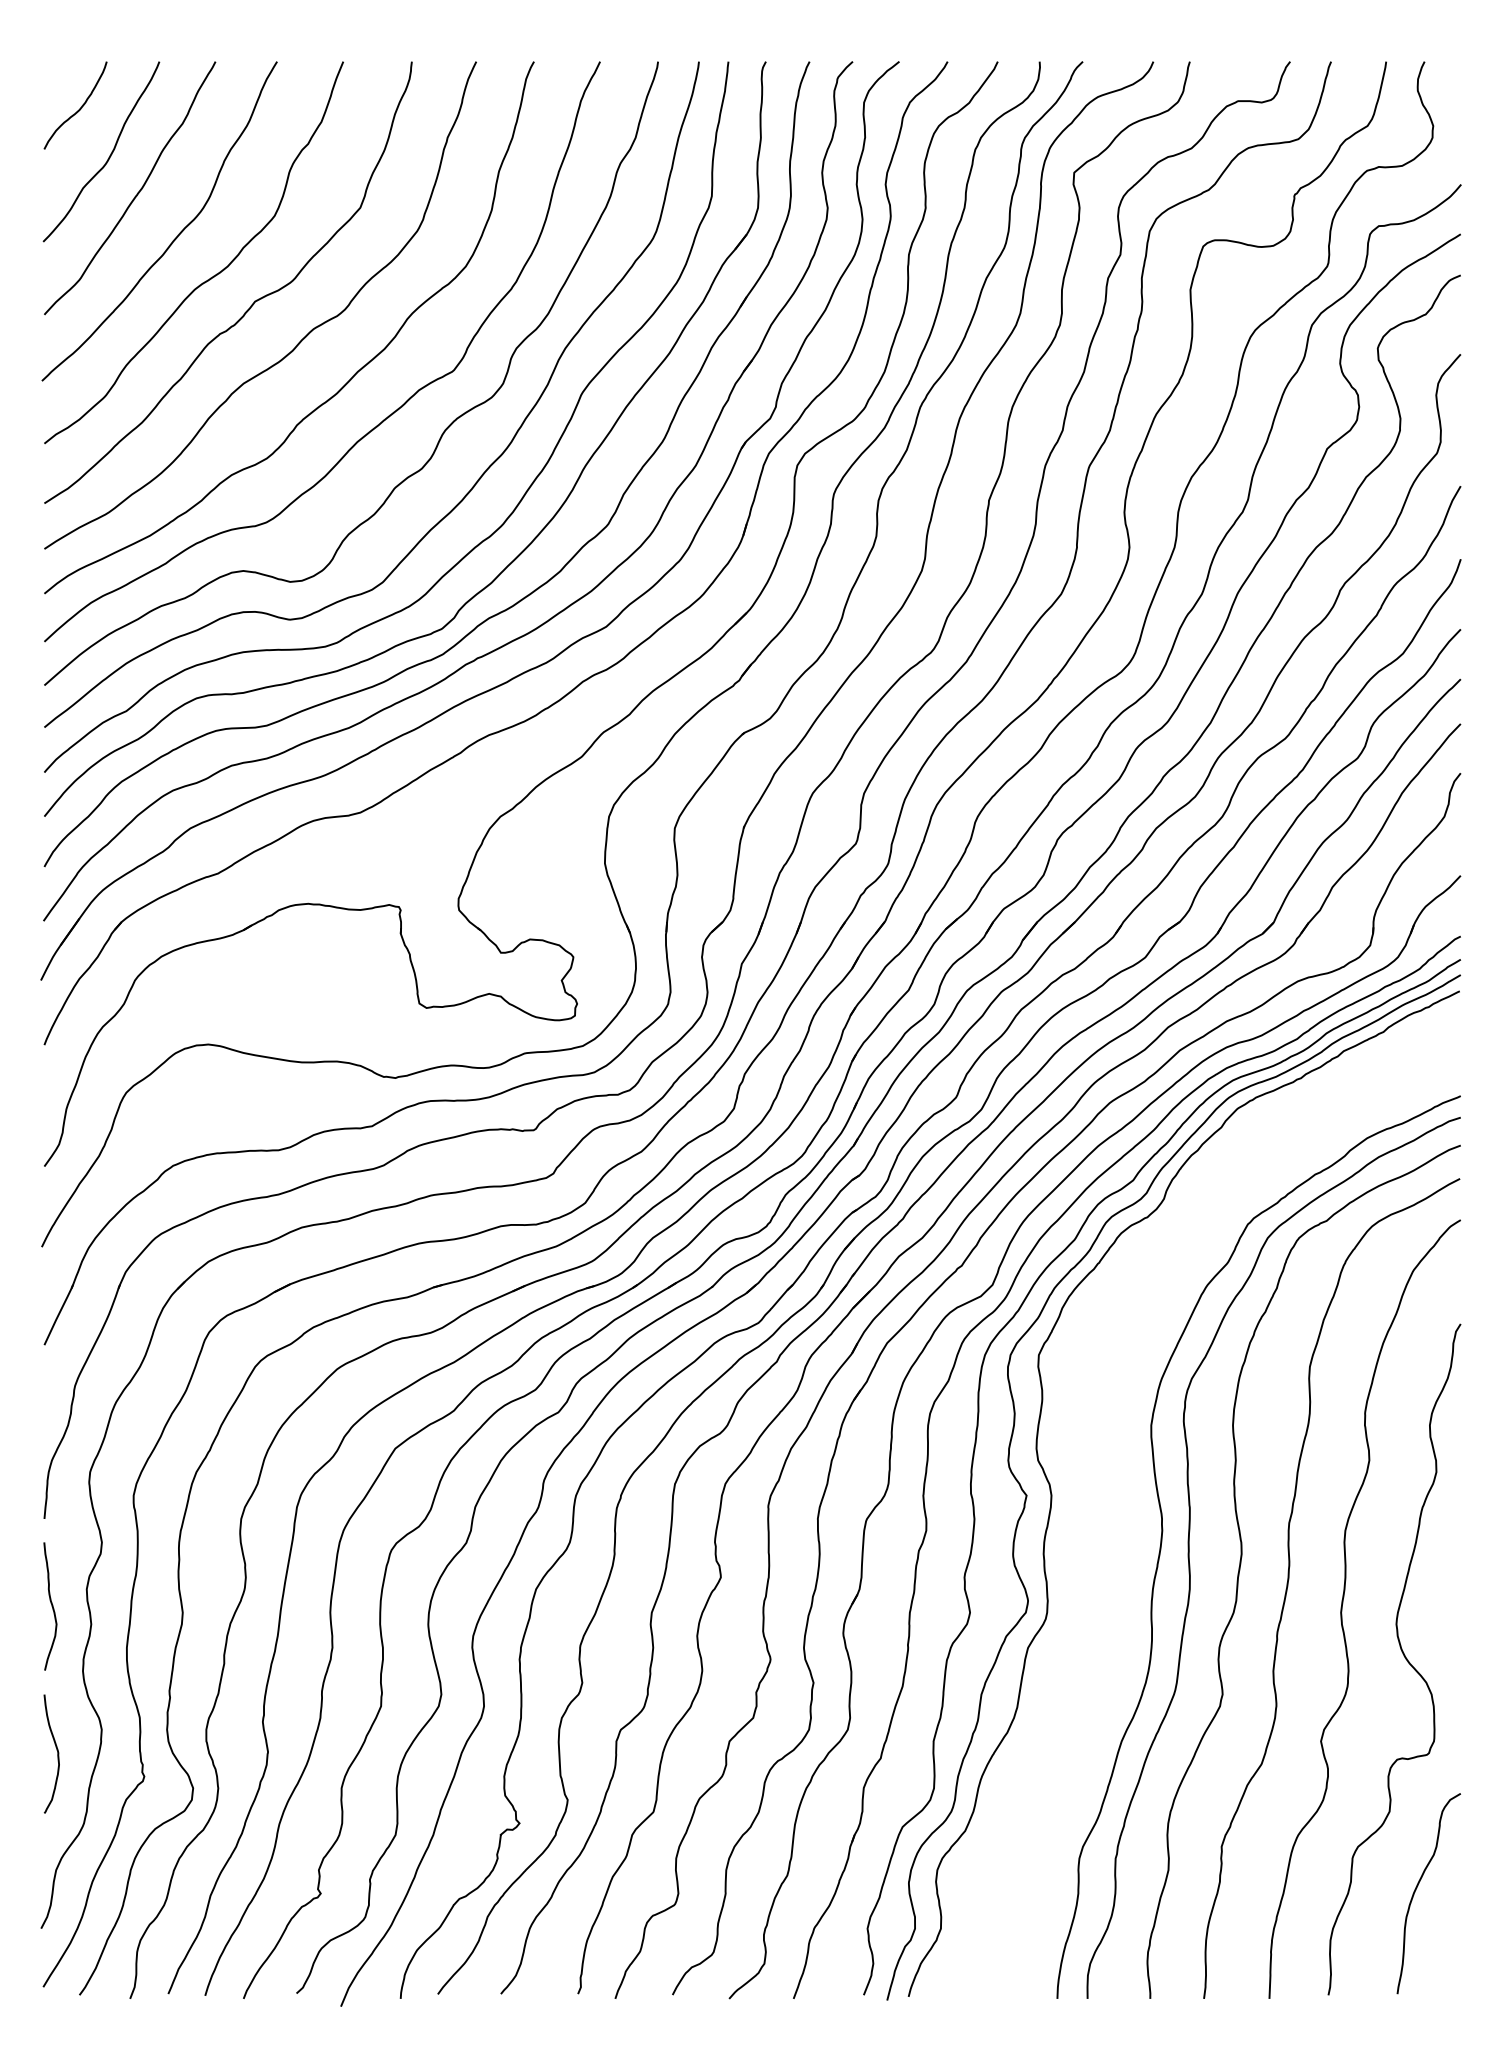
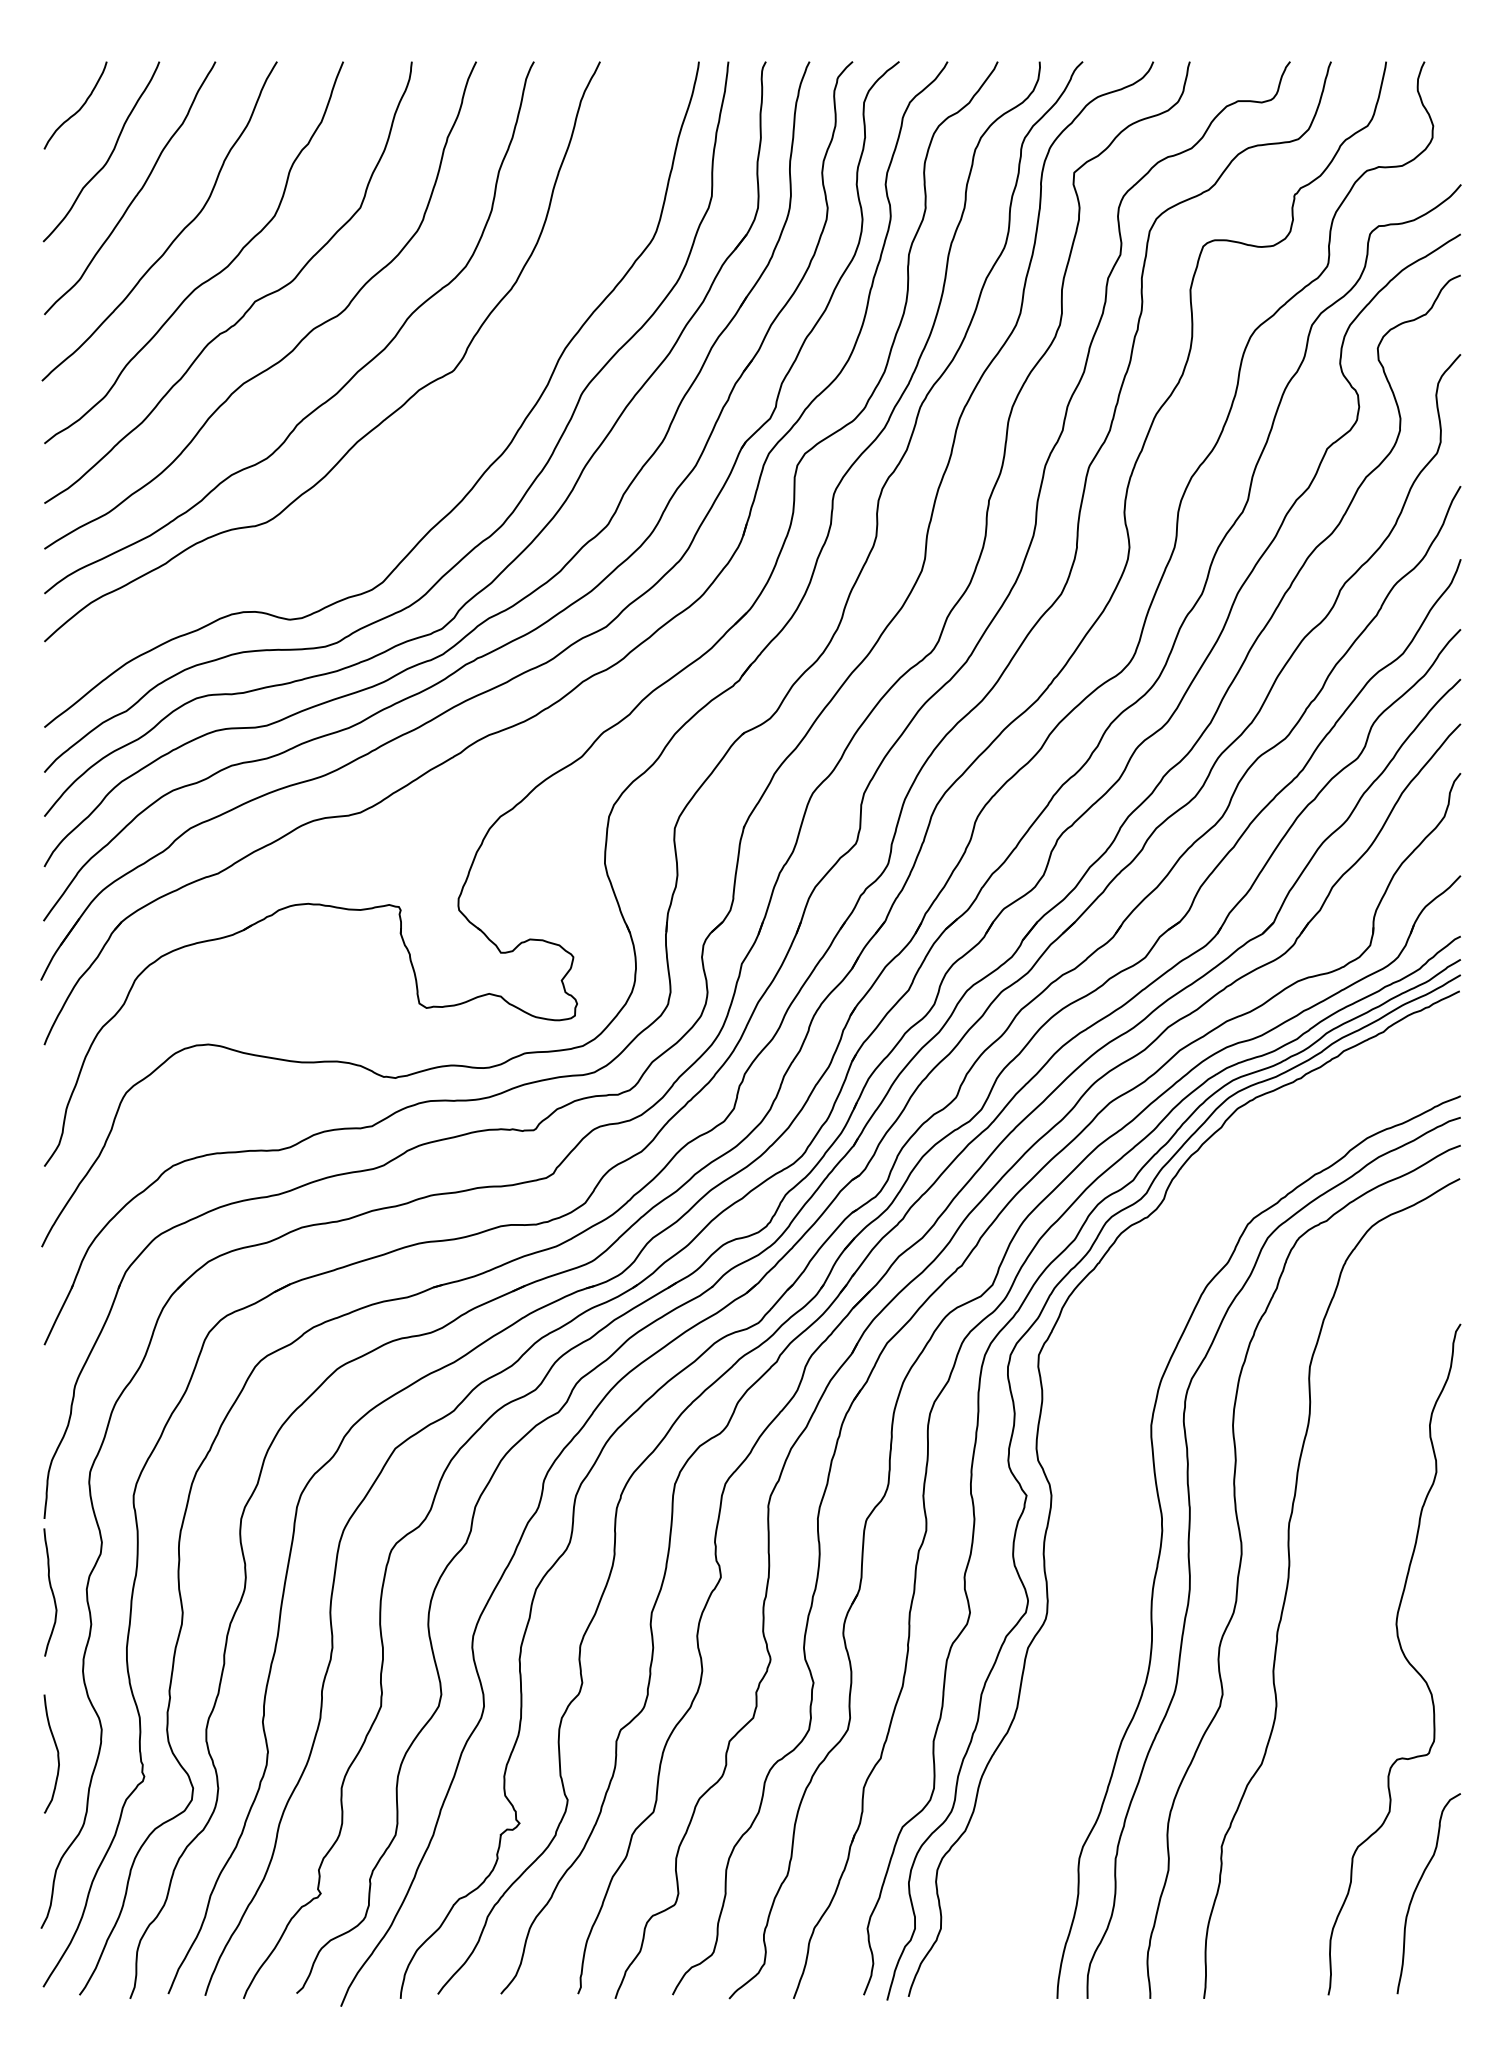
curve: present -> none (442, 432)
curve: present -> none (1343, 1603)
curve position: (51, 1606) -> (51, 1592) (51, 1592)
